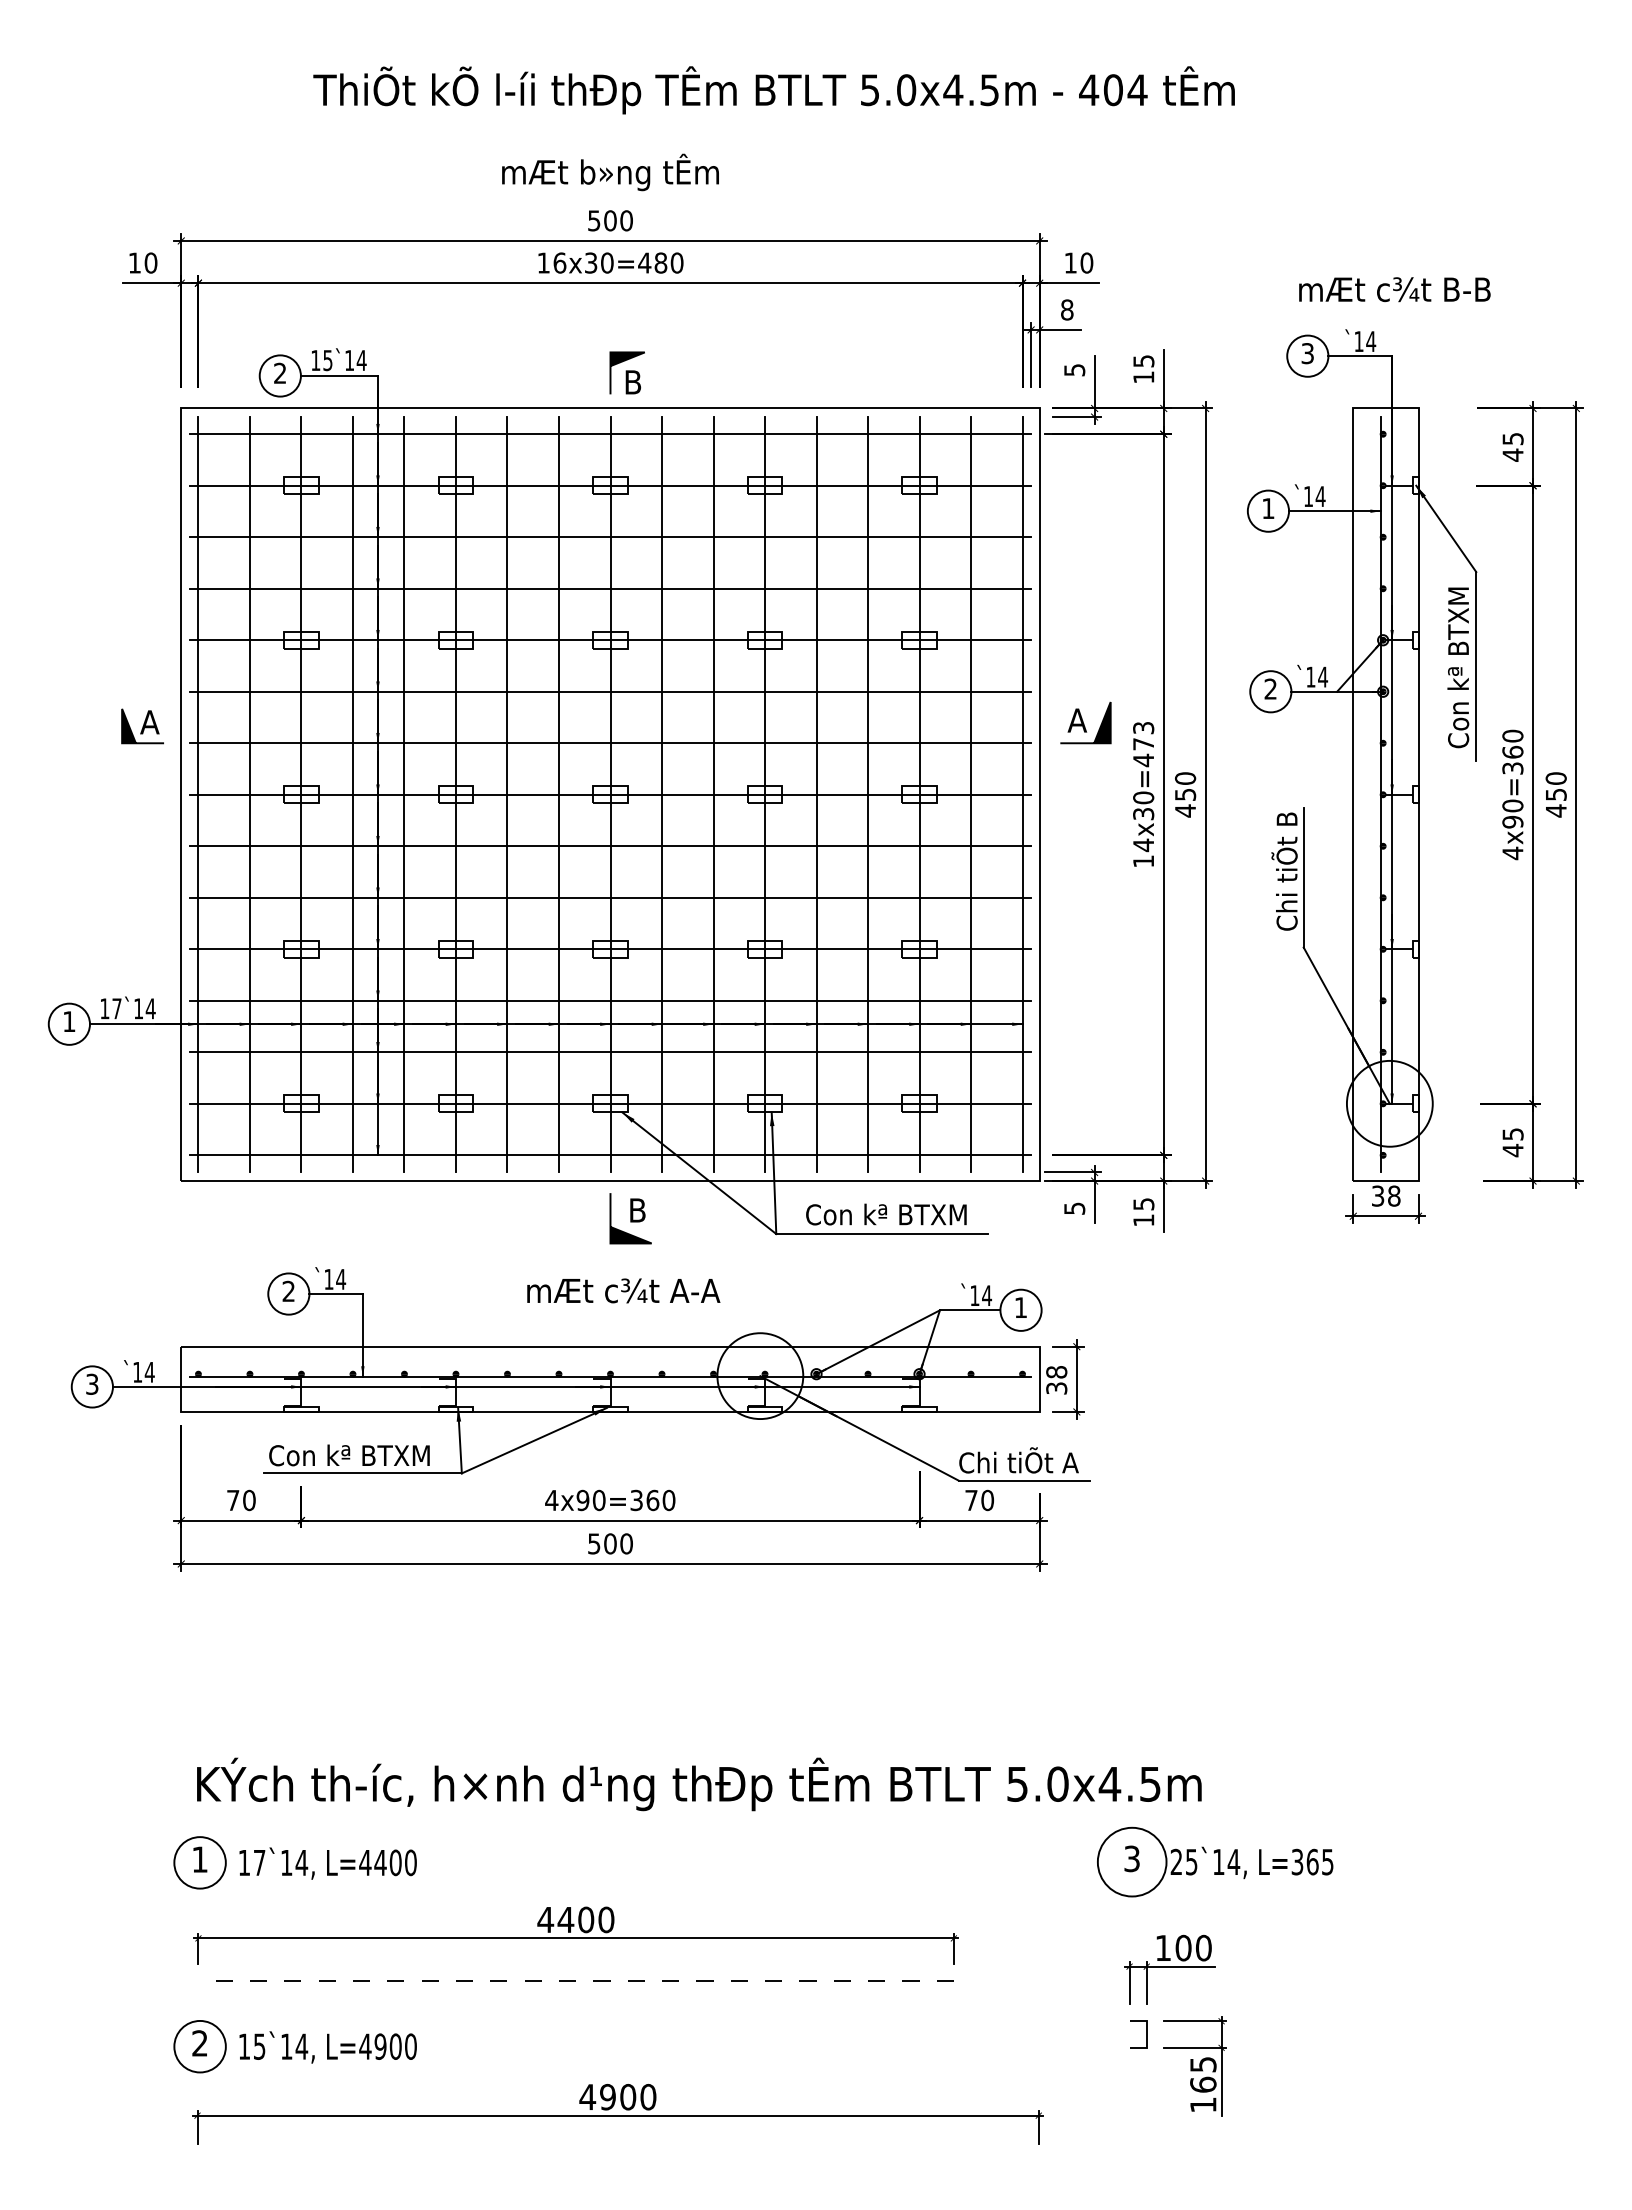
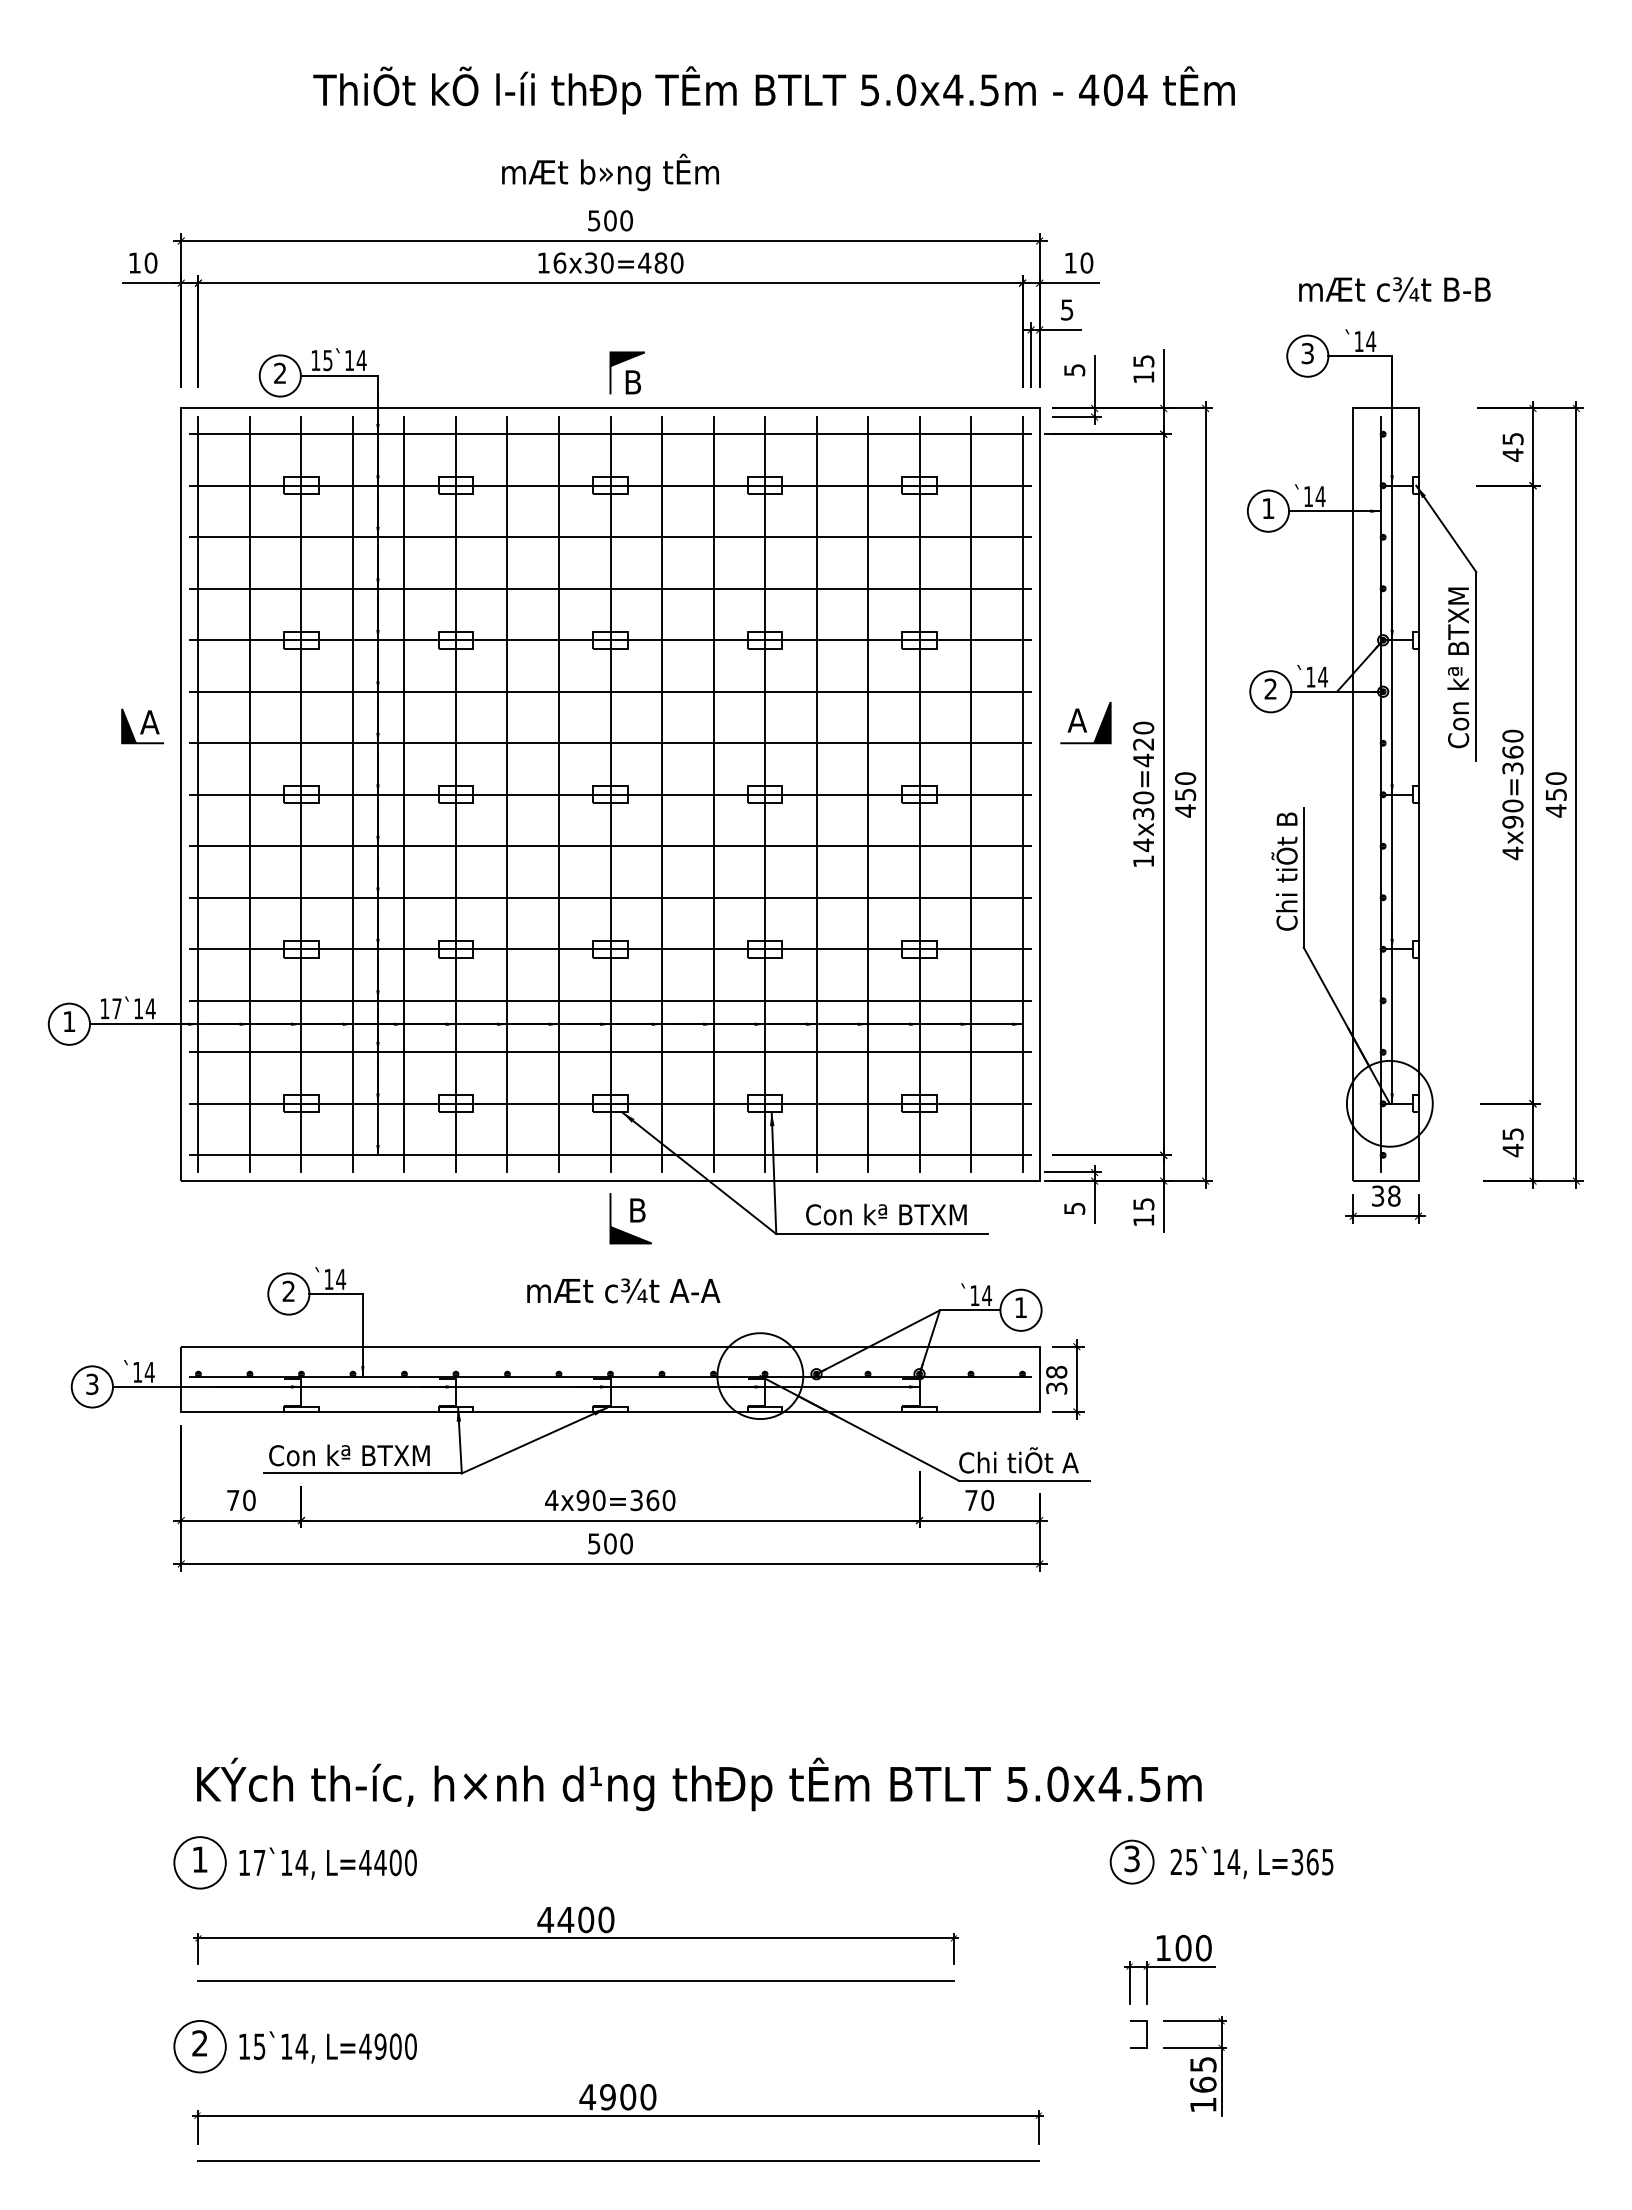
text: 8 -> 5 (1067, 309)
text: 14x30=473 -> 14x30=420 (1143, 735)
circle diameter: 69 px -> 43 px (1131, 1861)
line: dashed -> solid (576, 1981)
line: none -> present (617, 2160)
